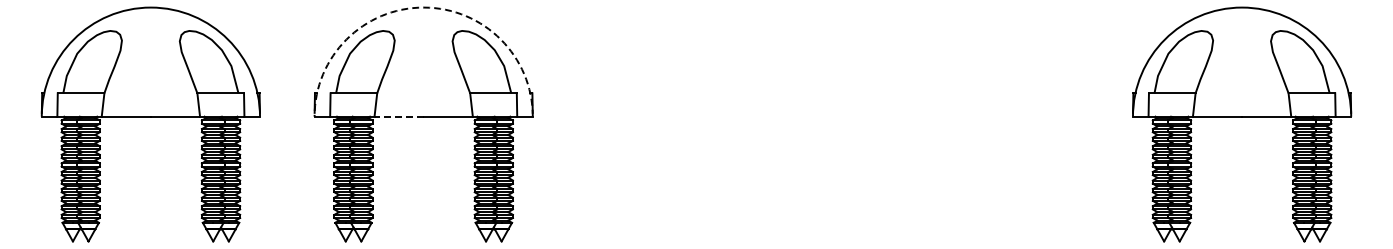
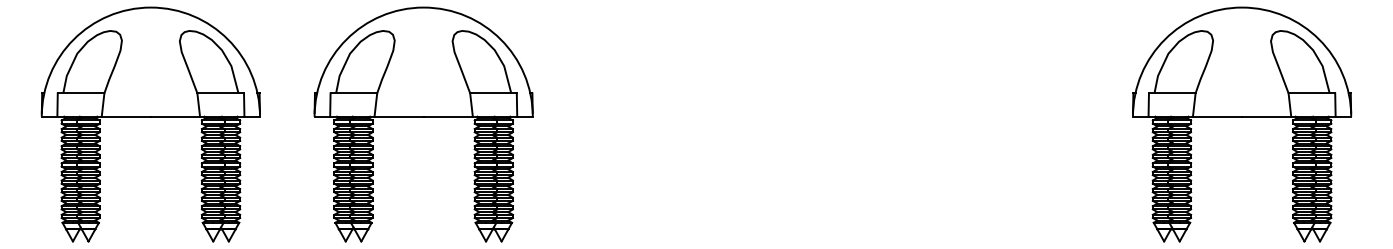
arc: dashed -> solid (423, 7)
line: dashed -> solid (399, 116)
